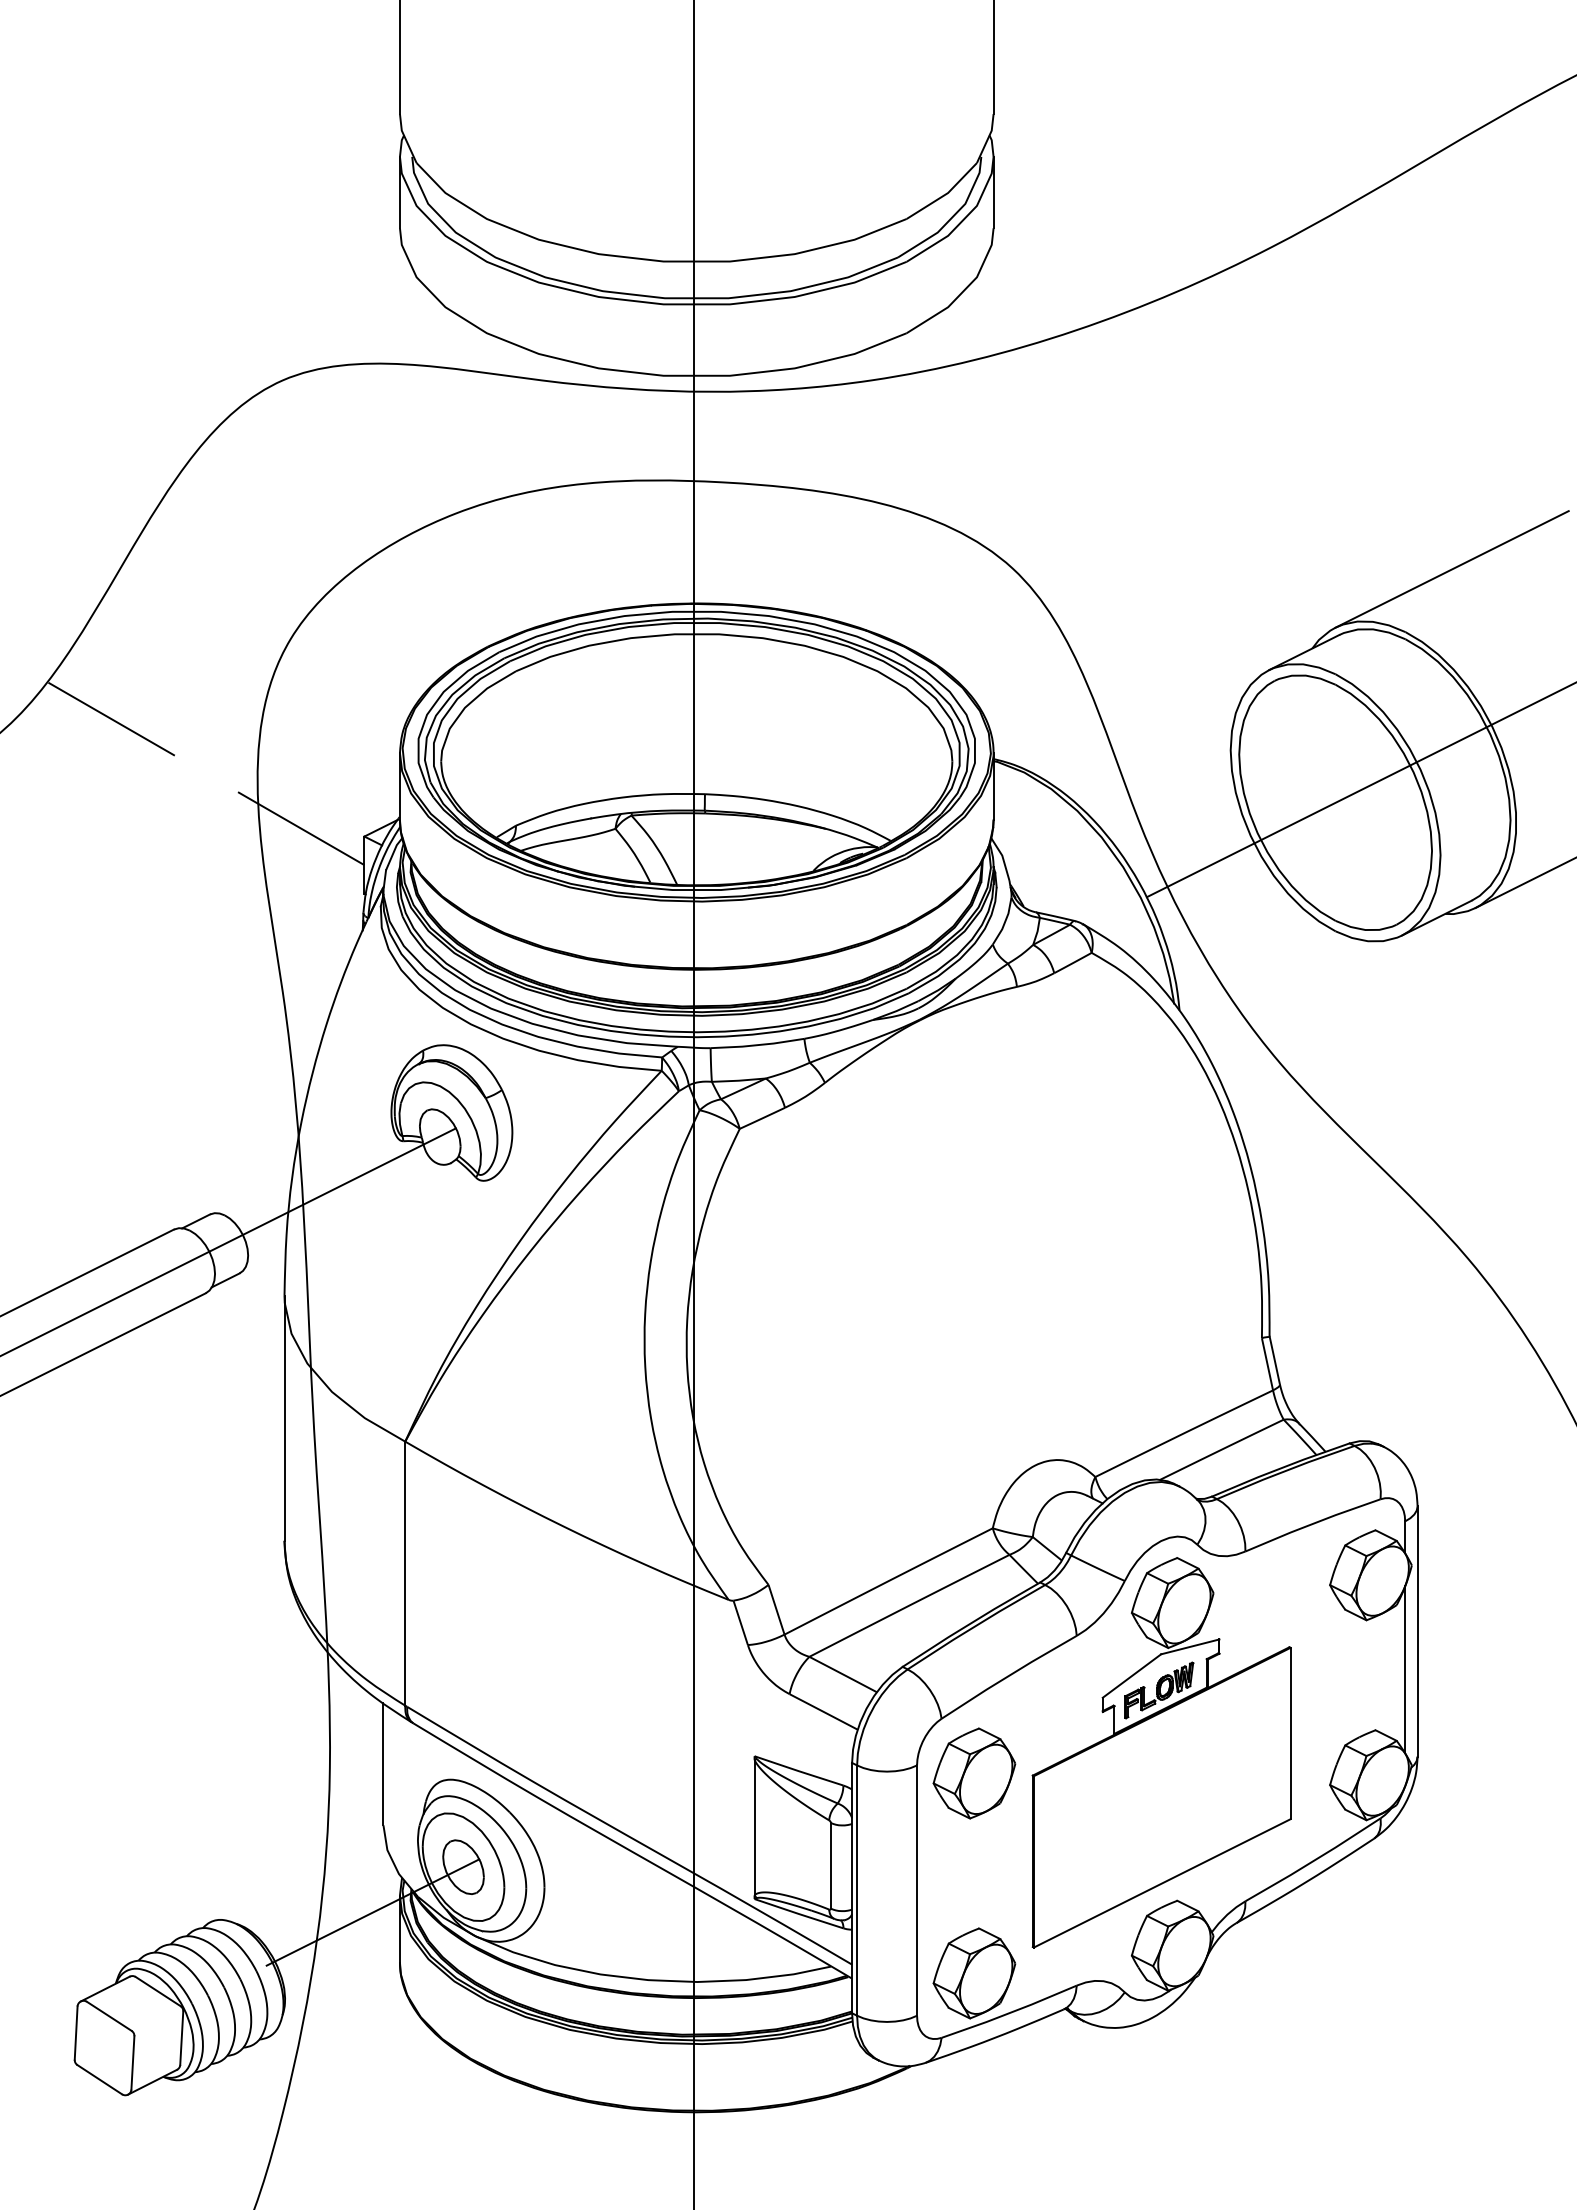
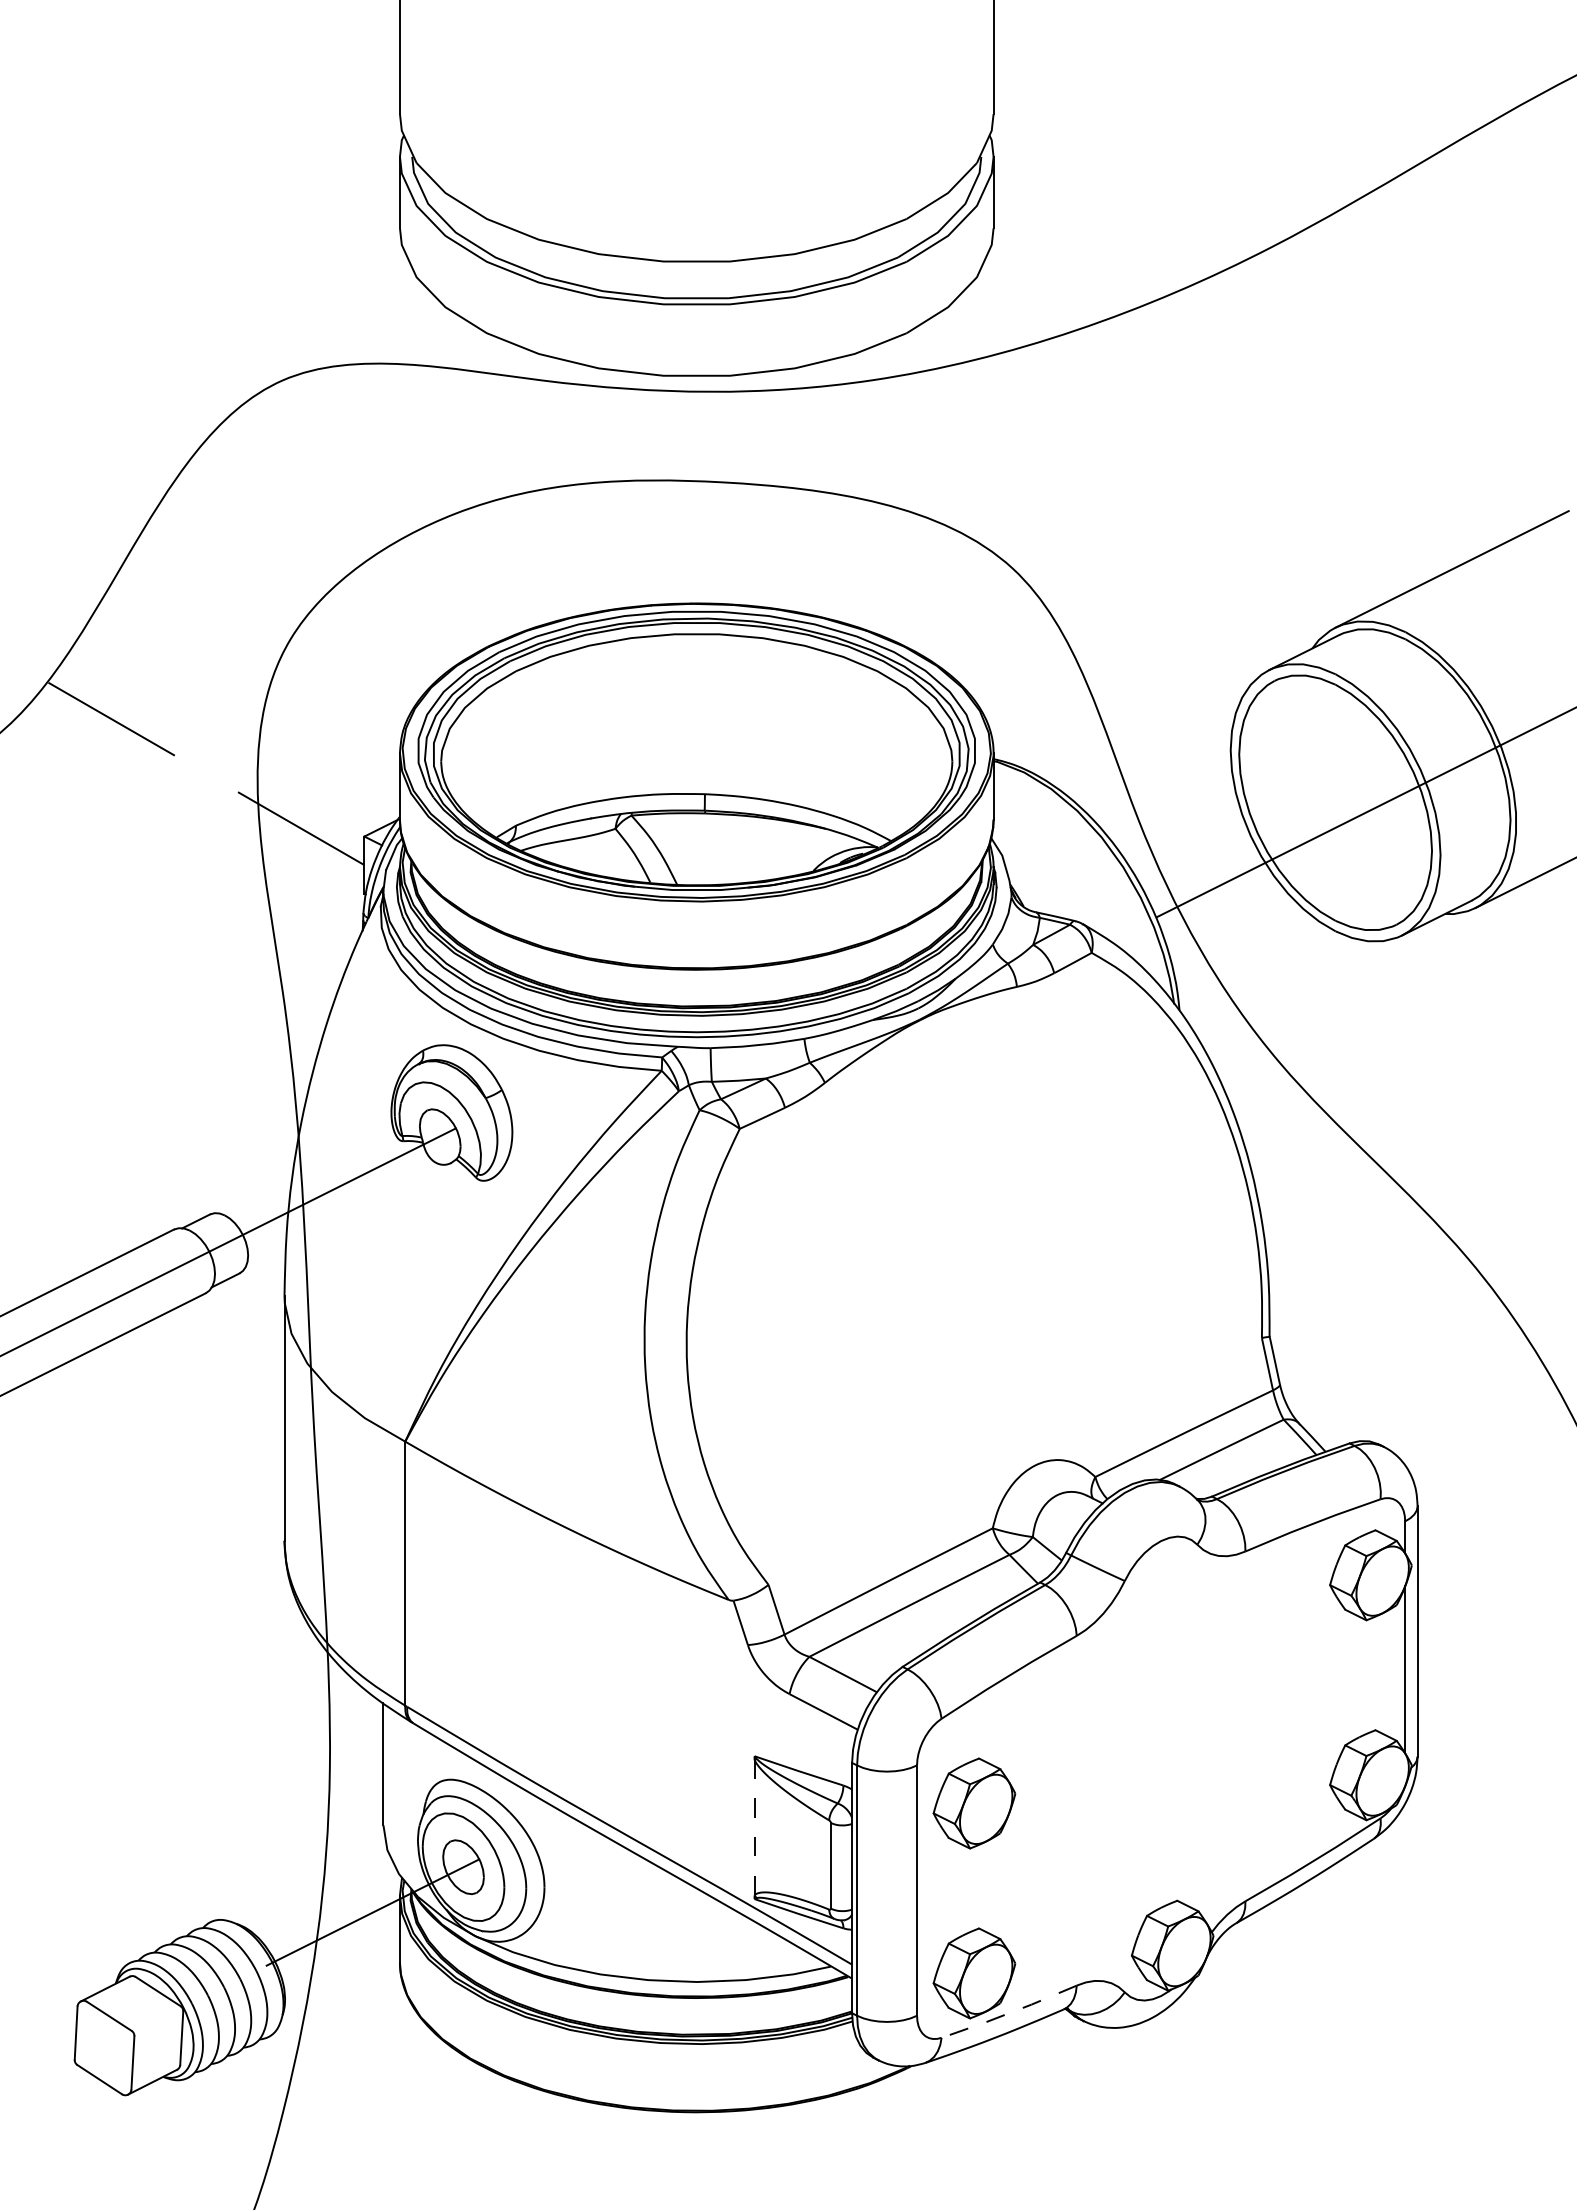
line position: (1359, 790) -> (1364, 812) (1364, 812)
line: present -> none (694, 1104)
part: present -> none (1161, 1752)
part position: (974, 1773) -> (974, 1803) (974, 1803)
line: solid -> dashed (754, 1827)
line: solid -> dashed (1009, 2013)
